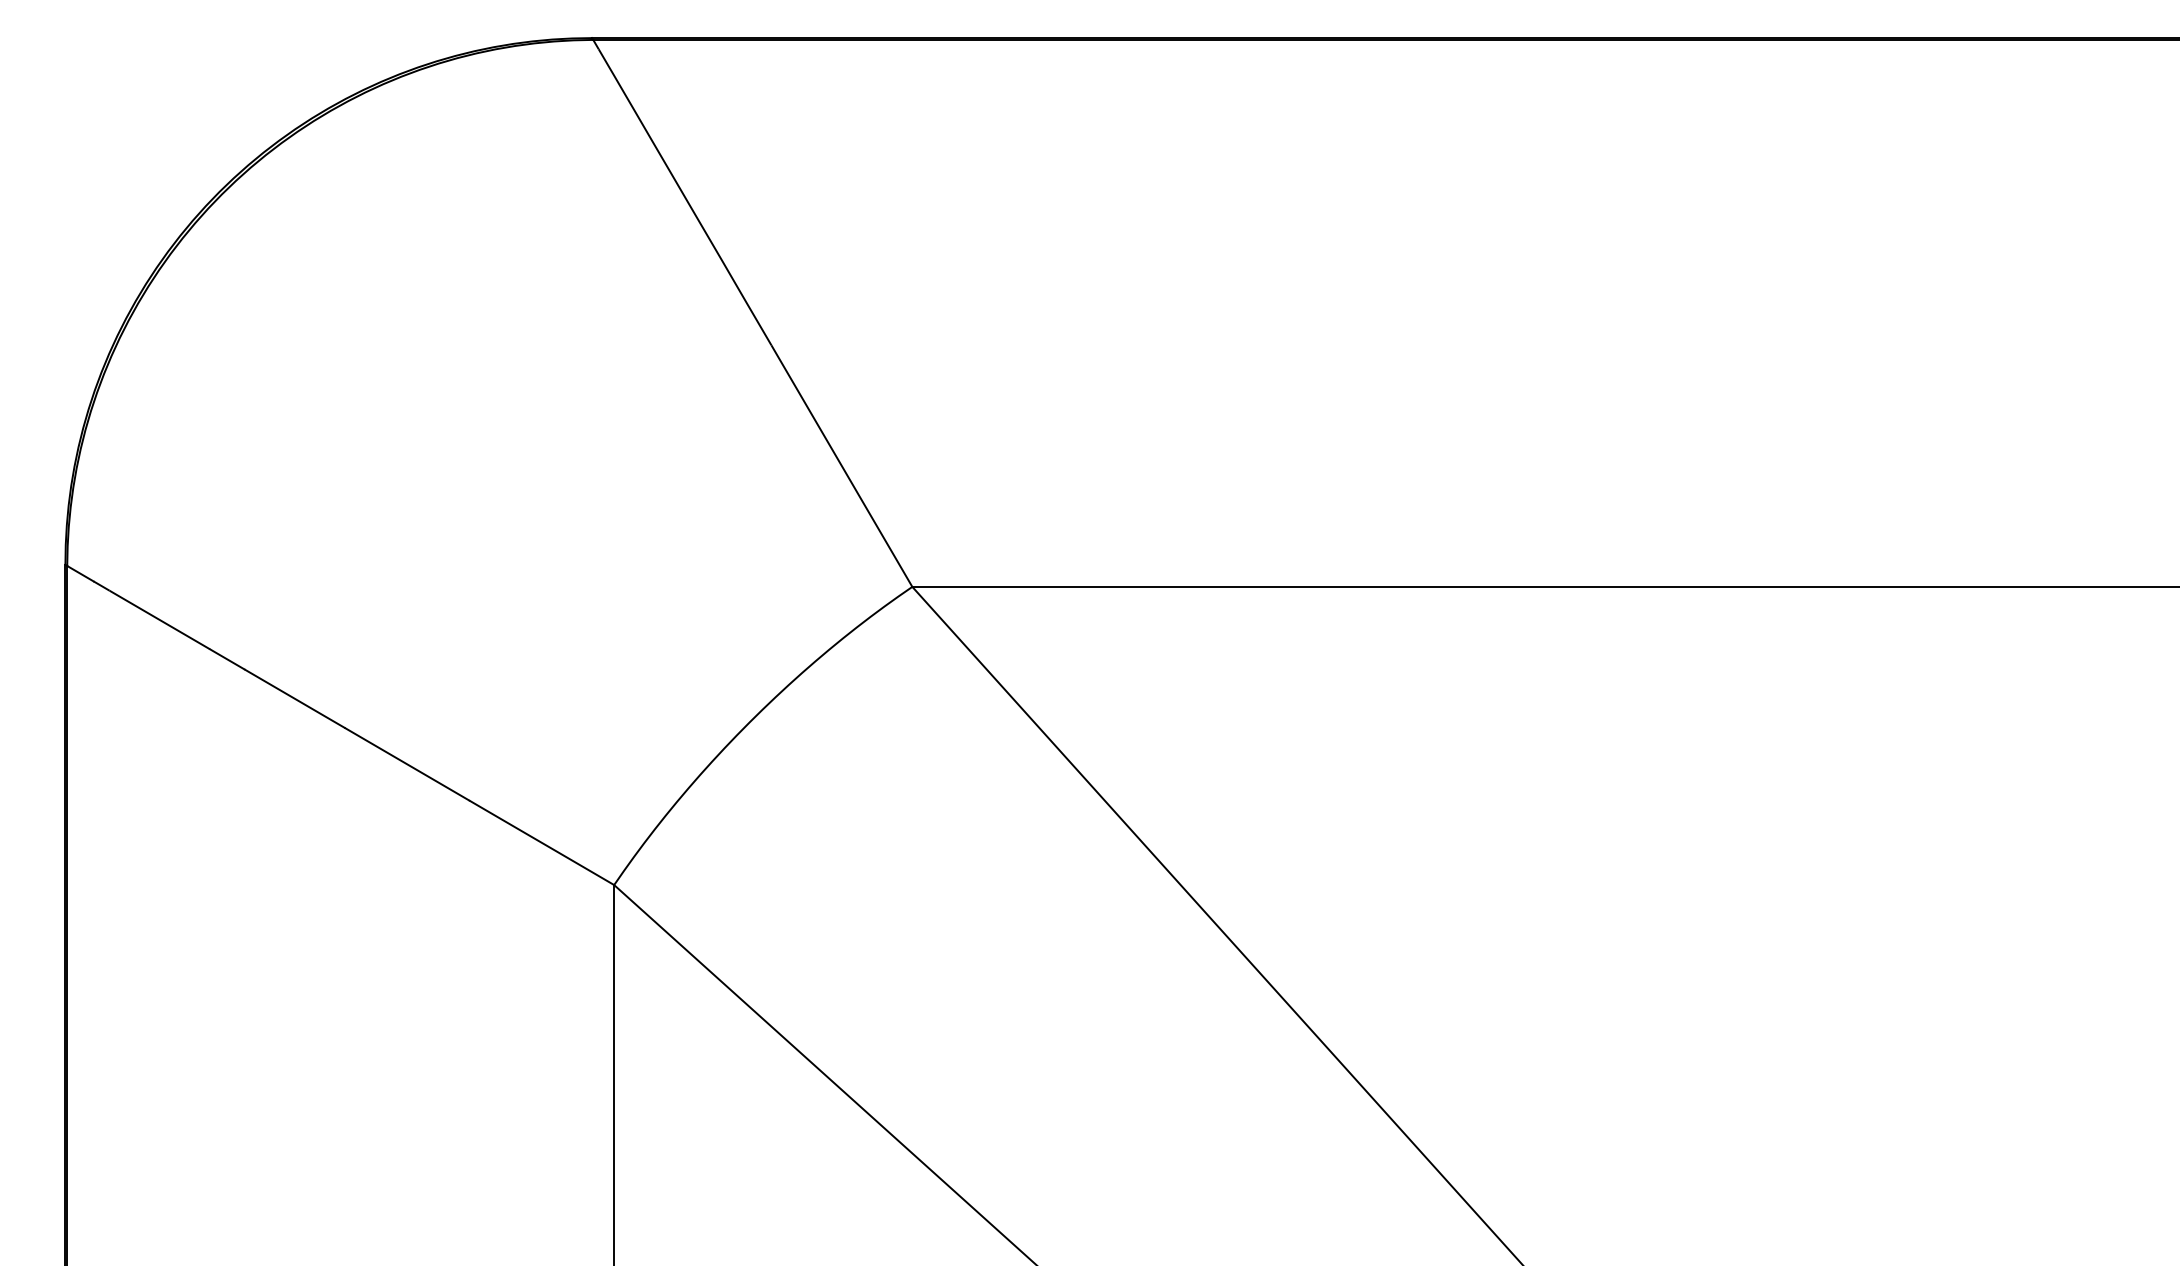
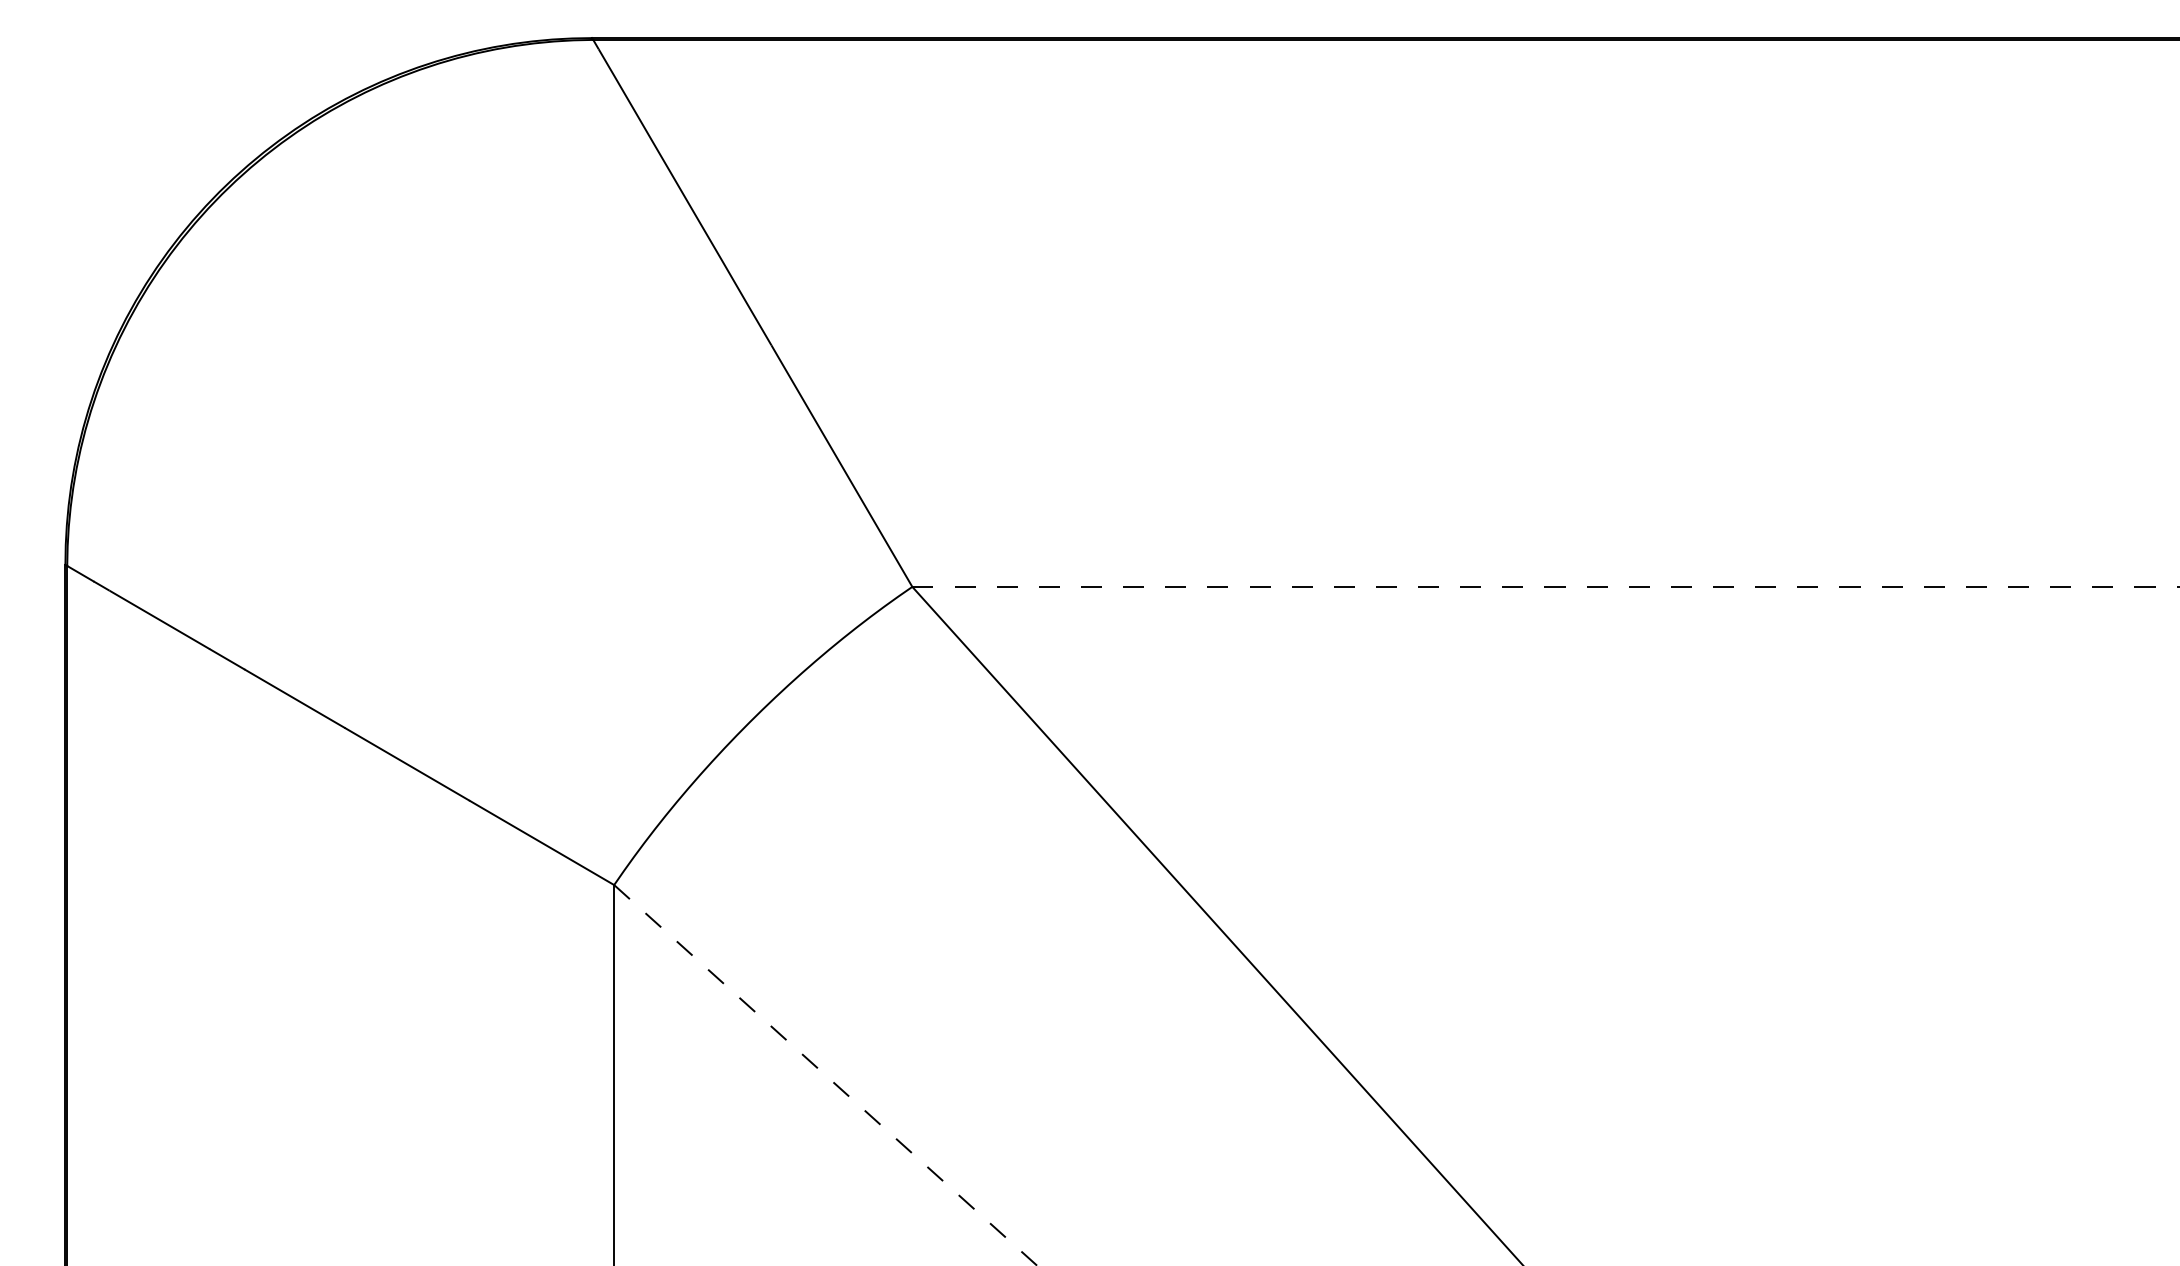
line: solid -> dashed (1546, 586)
line: solid -> dashed (825, 1075)
